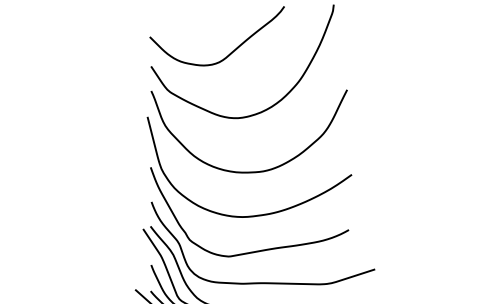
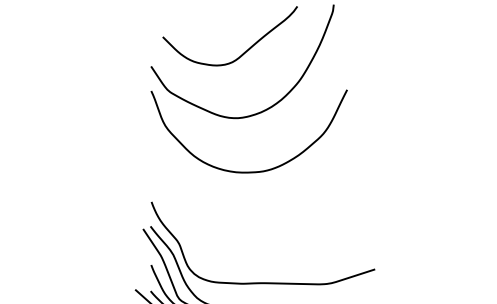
curve position: (231, 51) -> (244, 51) (244, 51)
part: present -> none (249, 215)
